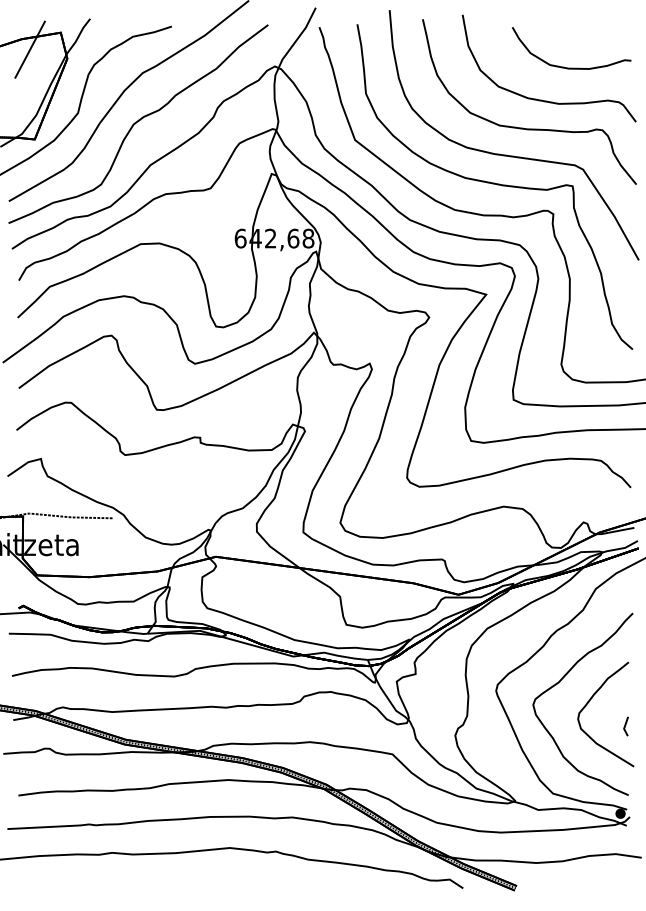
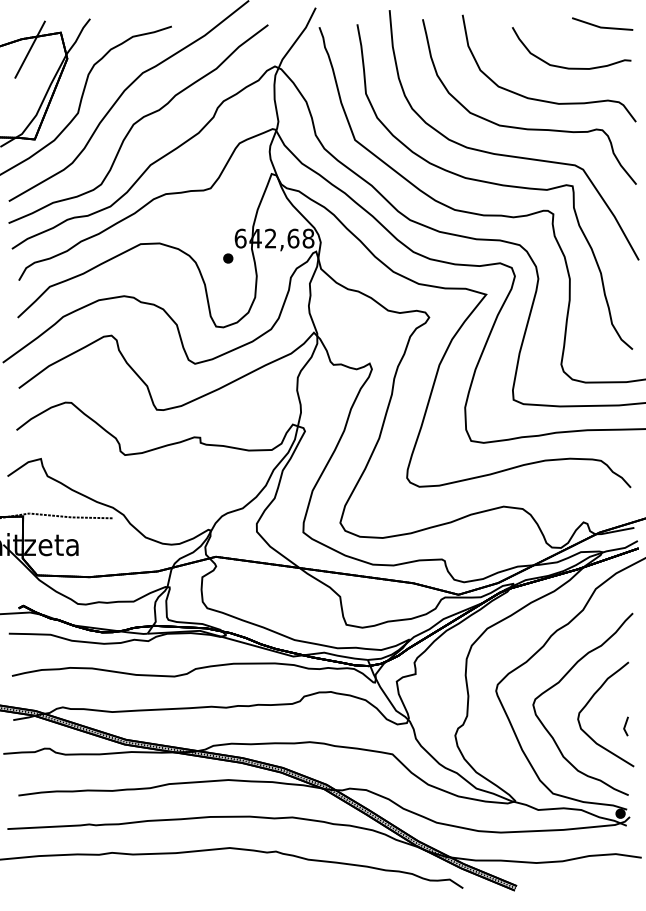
part: none -> present (602, 23)
part: none -> present (228, 258)
